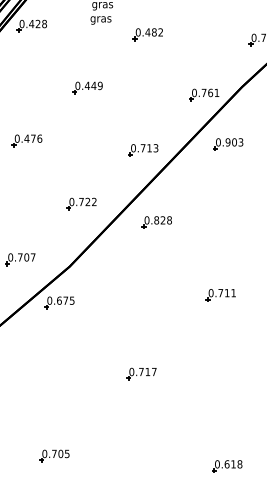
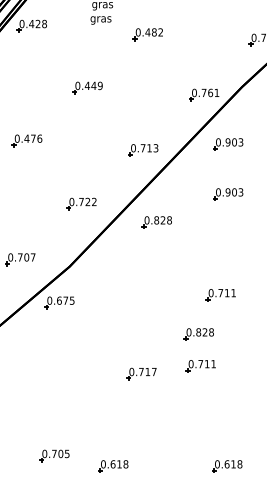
part: none -> present (228, 194)
part: none -> present (198, 334)
part: none -> present (200, 366)
part: none -> present (113, 466)
